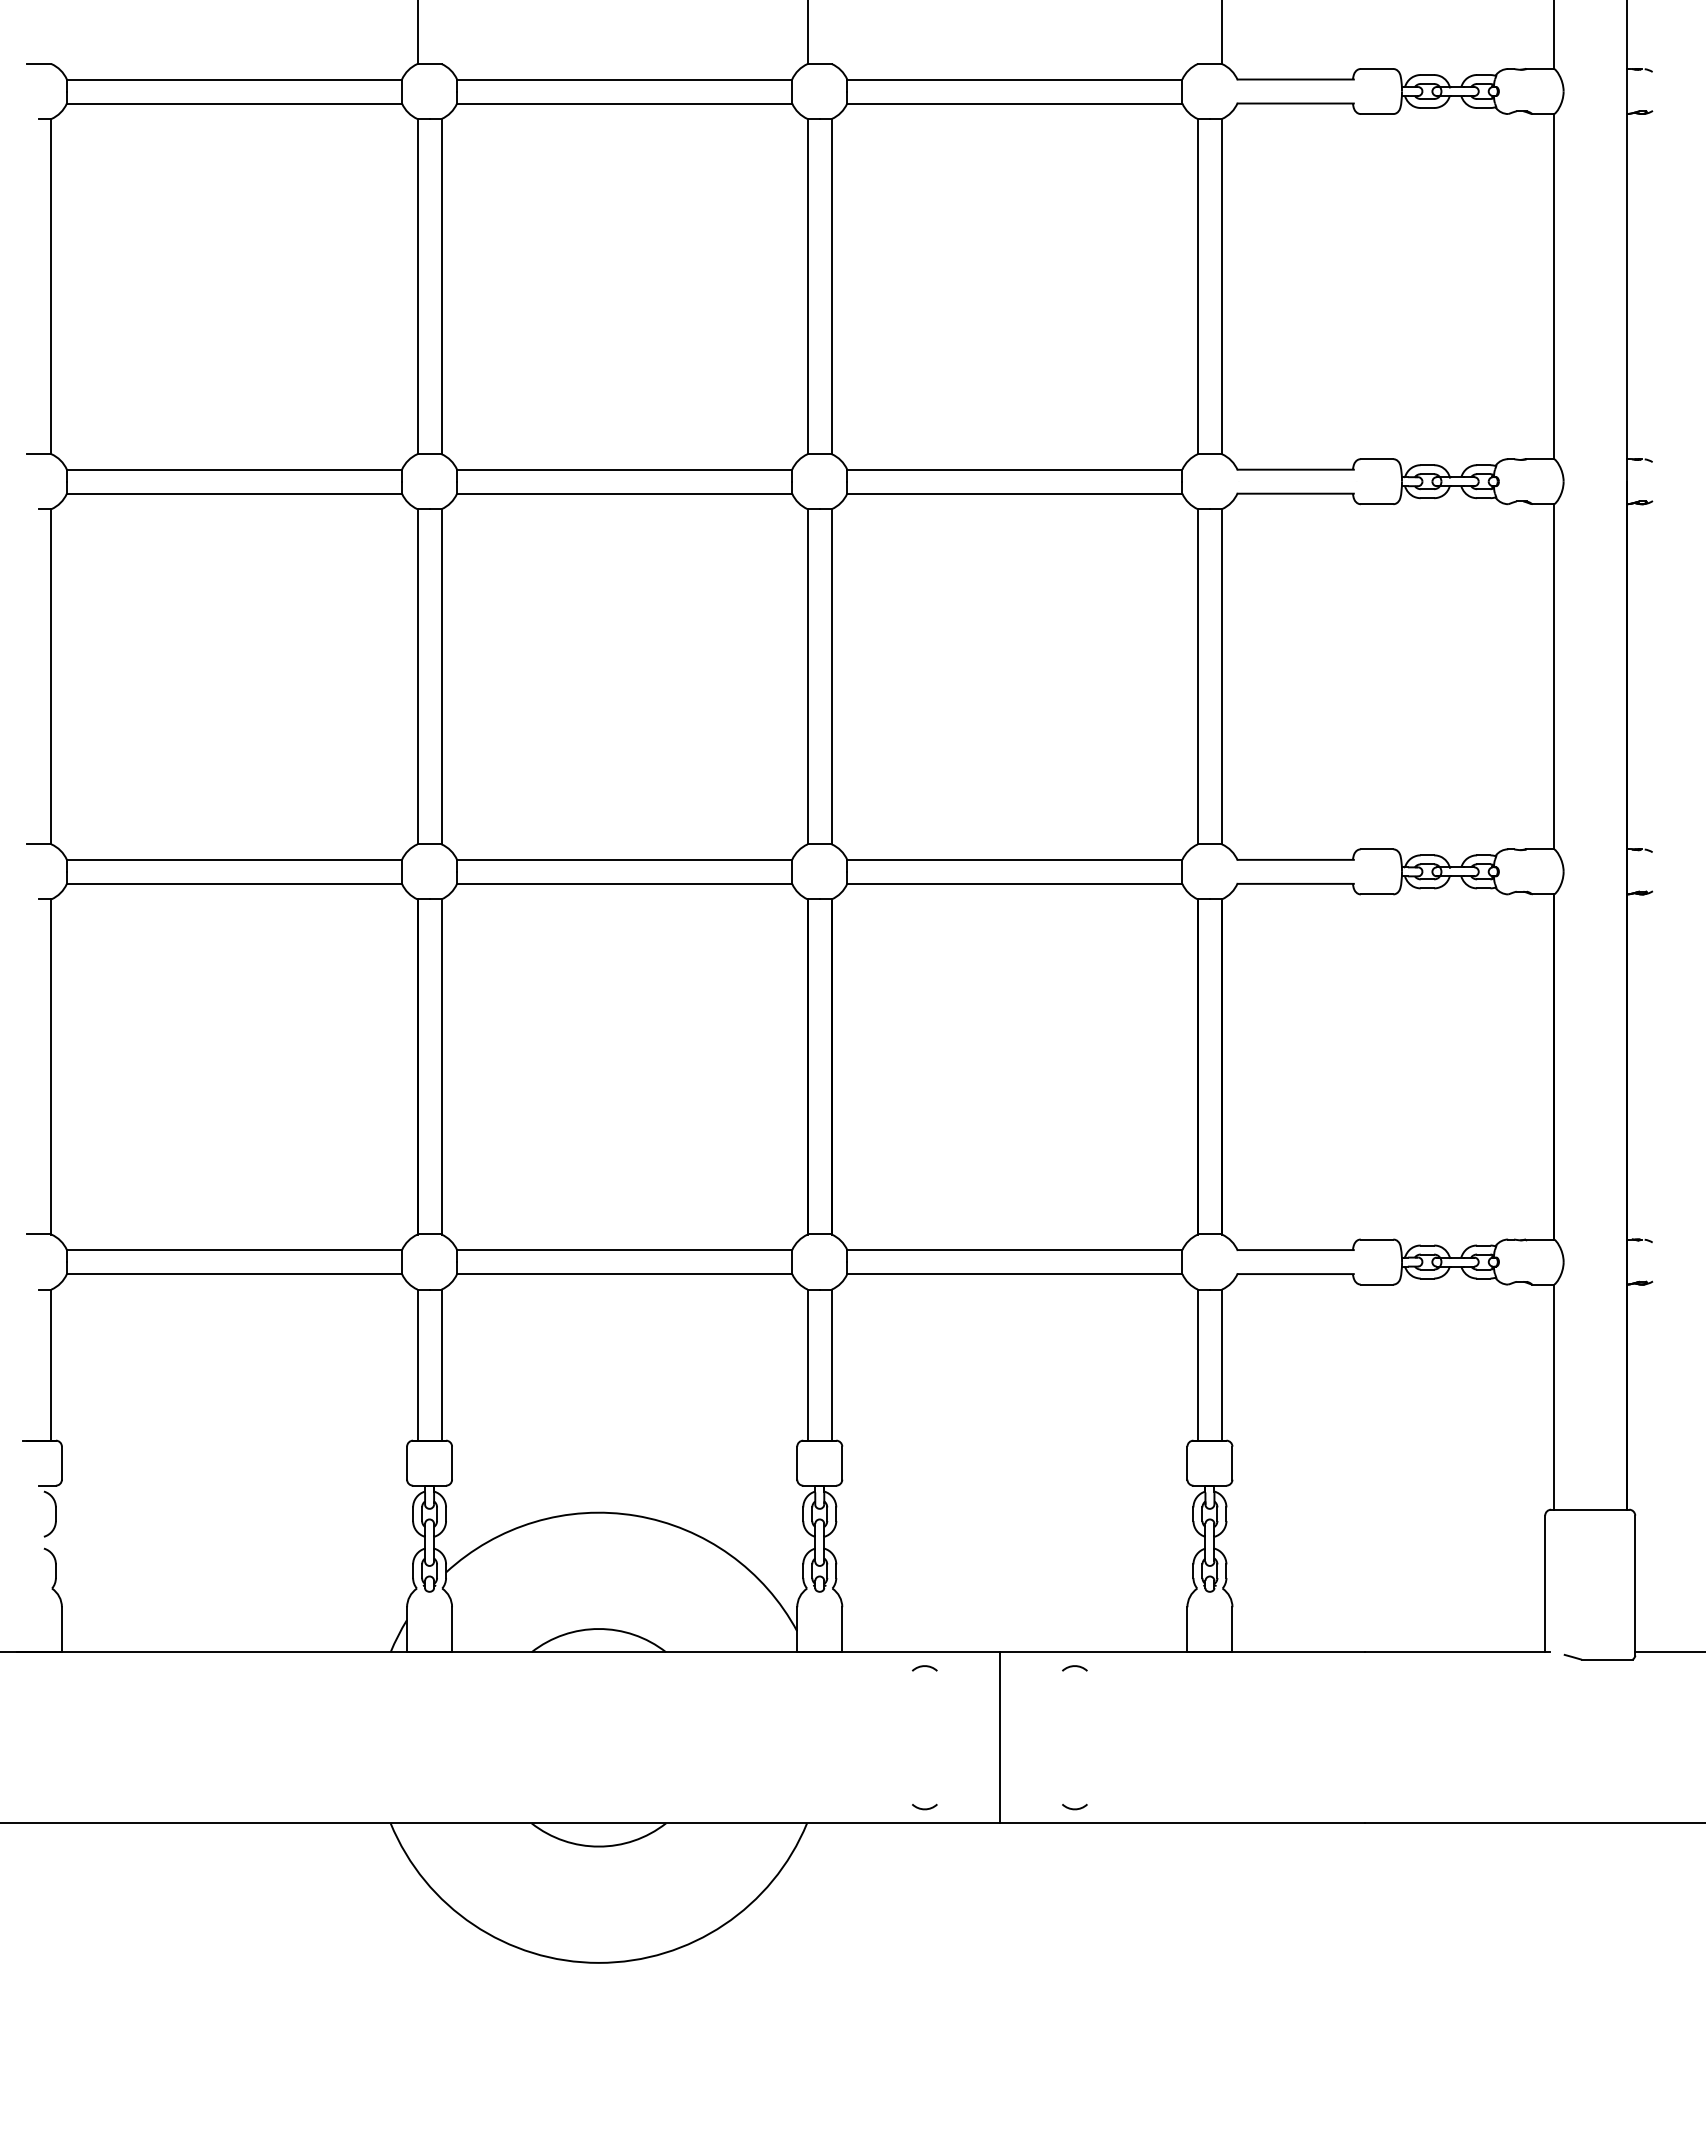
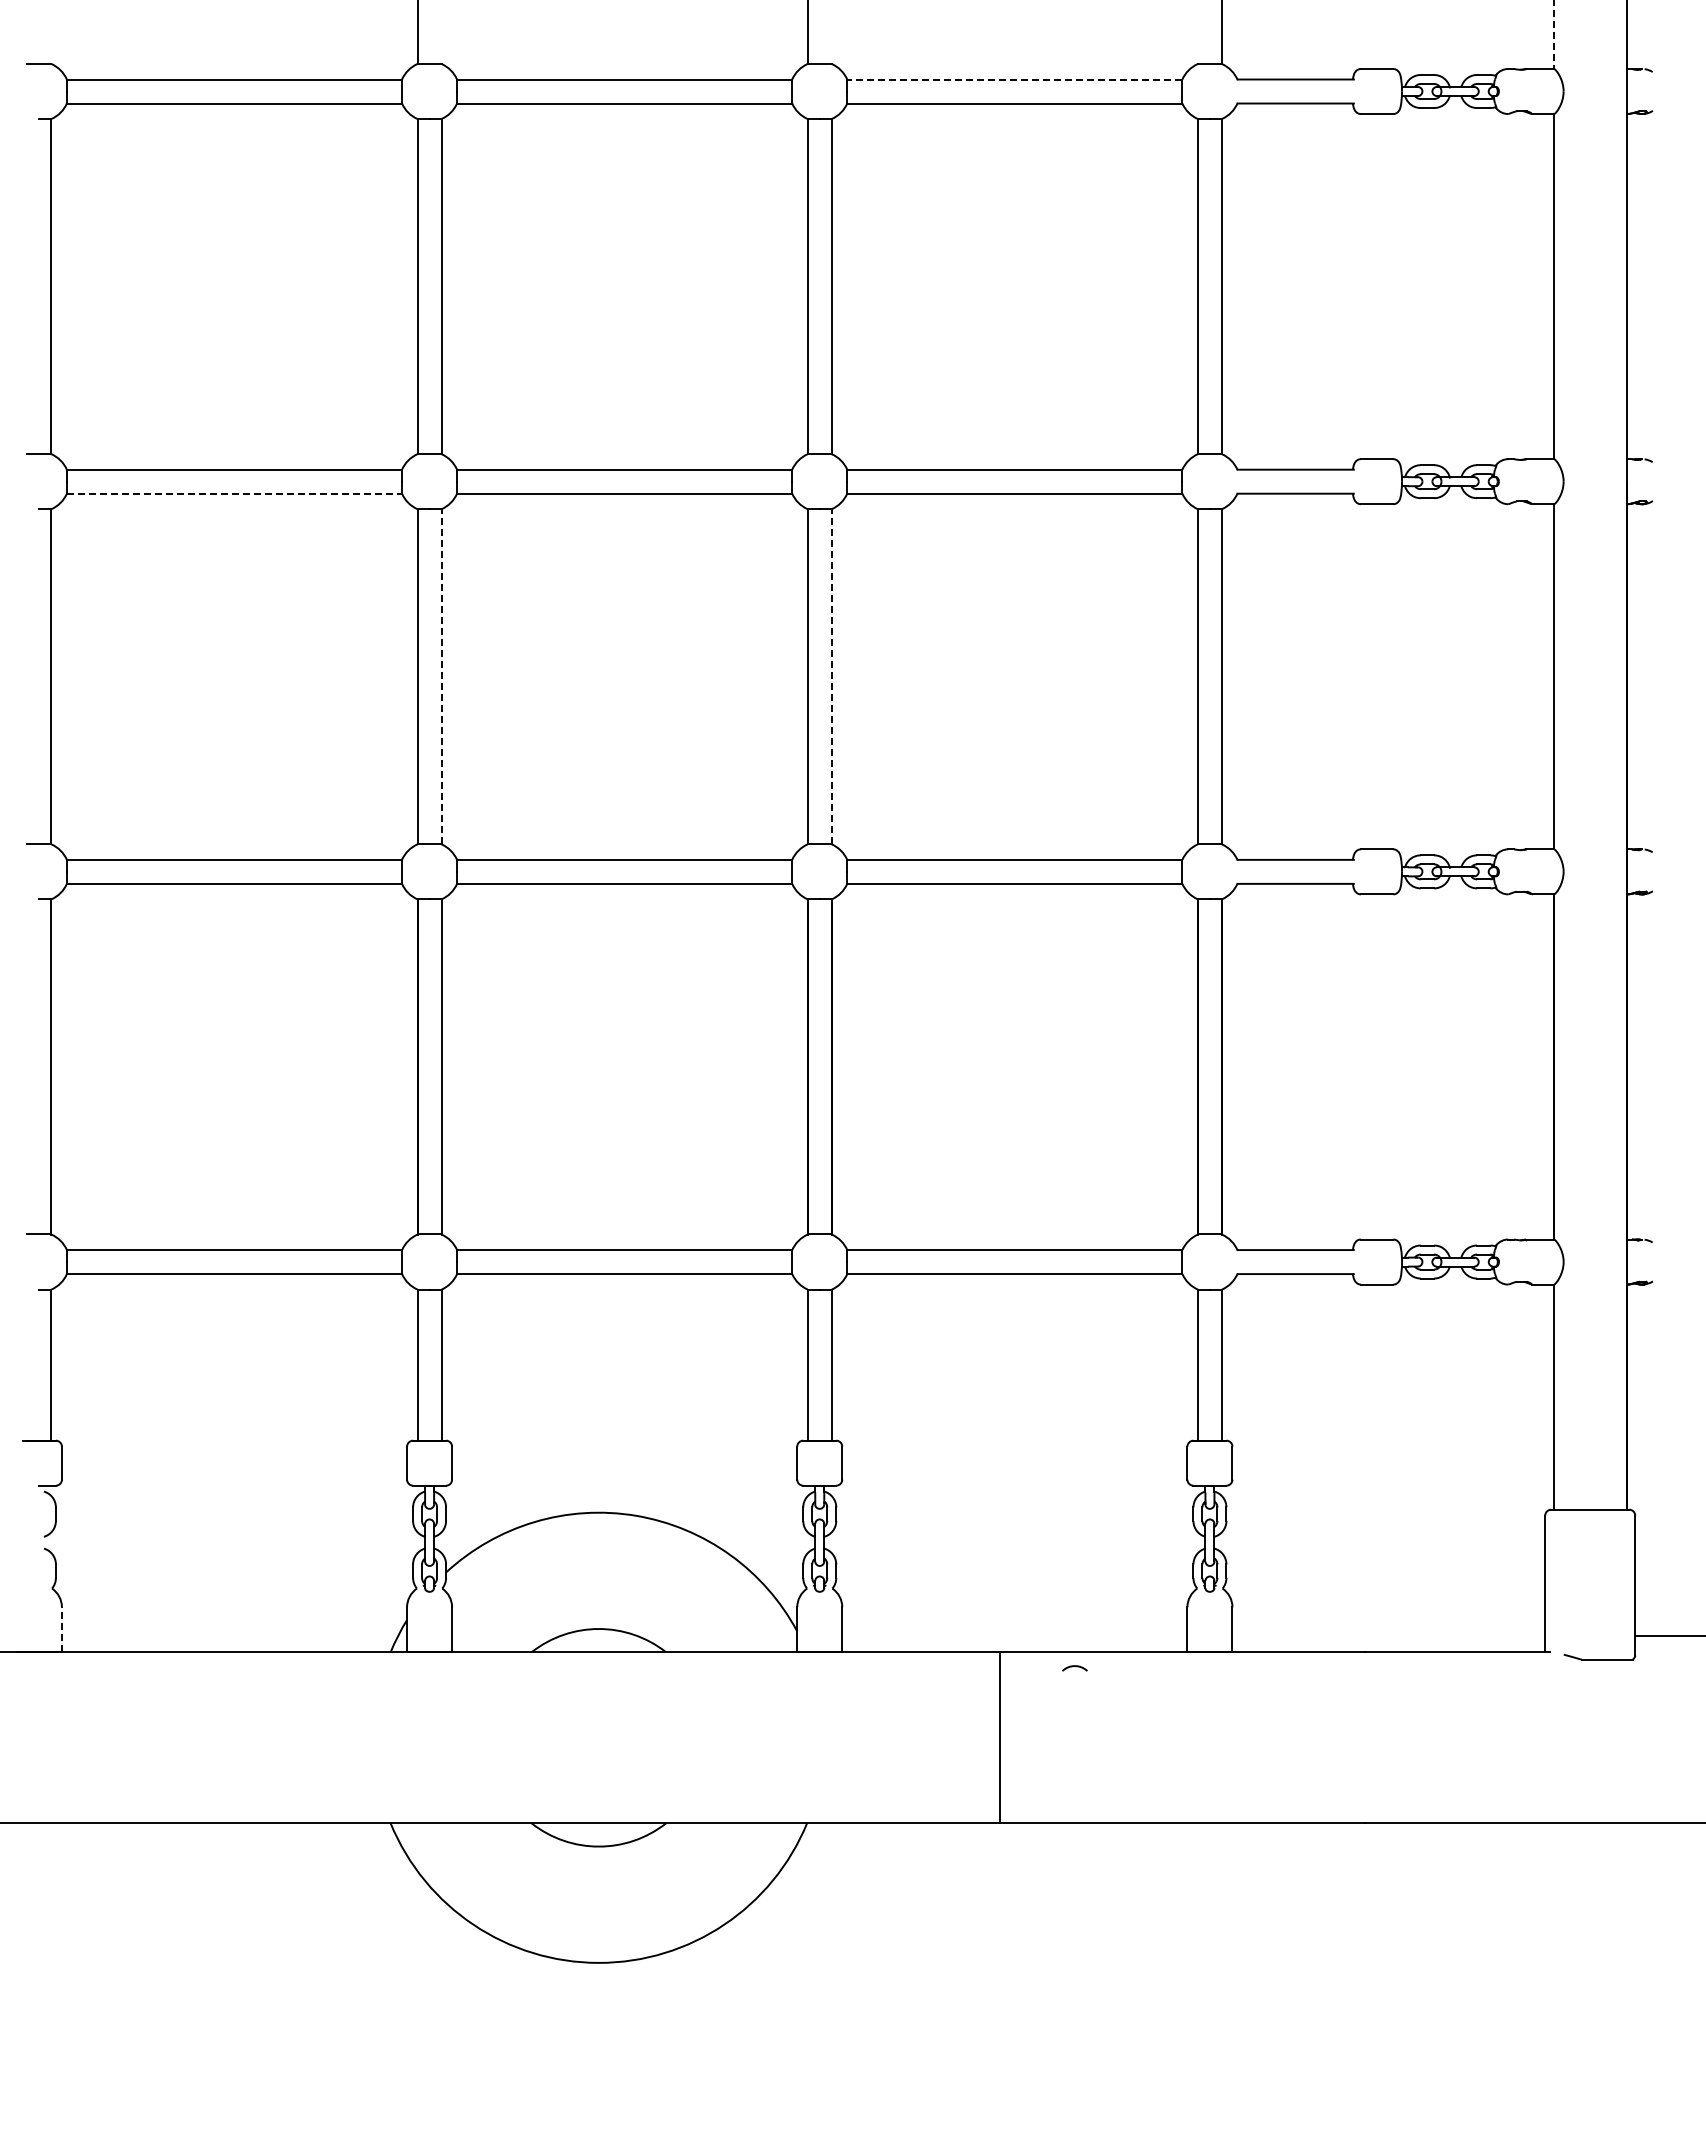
line: solid -> dashed (1553, 35)
line: solid -> dashed (1014, 79)
line: solid -> dashed (234, 493)
line: solid -> dashed (441, 676)
line: solid -> dashed (831, 676)
line: solid -> dashed (61, 1629)
line position: (1668, 1652) -> (1668, 1636) (1668, 1636)
arc: present -> none (924, 1666)
arc: present -> none (924, 1808)
arc: present -> none (1074, 1808)
